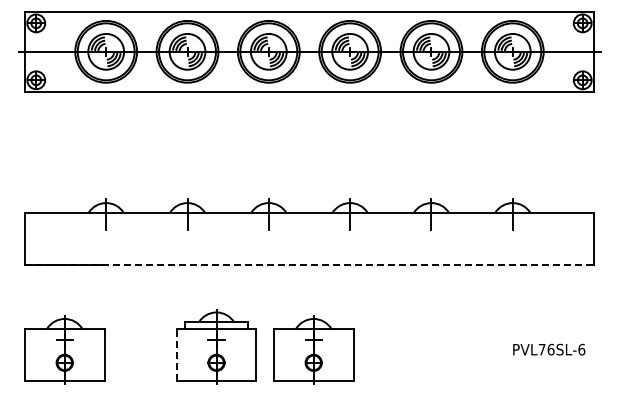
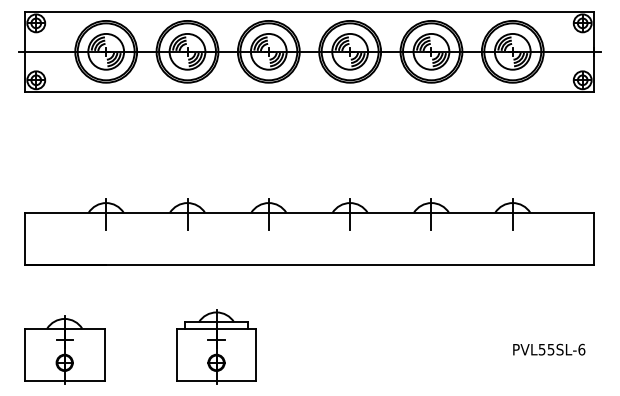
line: dashed -> solid (309, 264)
part: present -> none (313, 349)
text: PVL76SL-6 -> PVL55SL-6 (546, 349)
line: dashed -> solid (176, 354)
